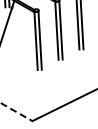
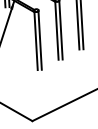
line: dashed -> solid (16, 112)
